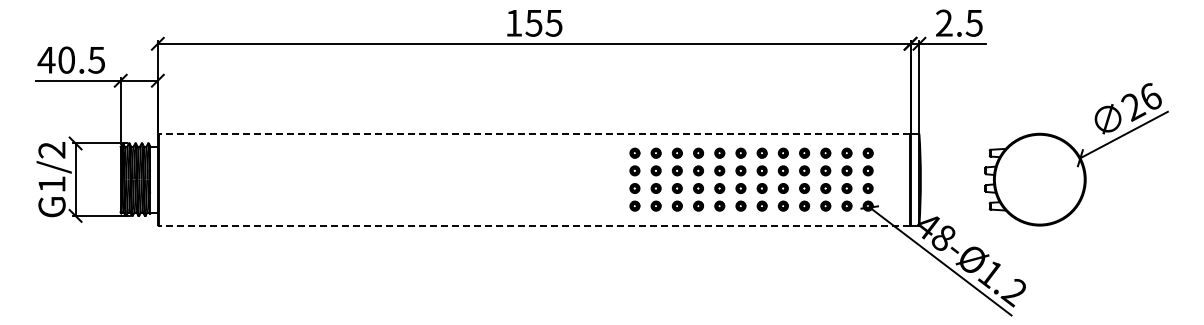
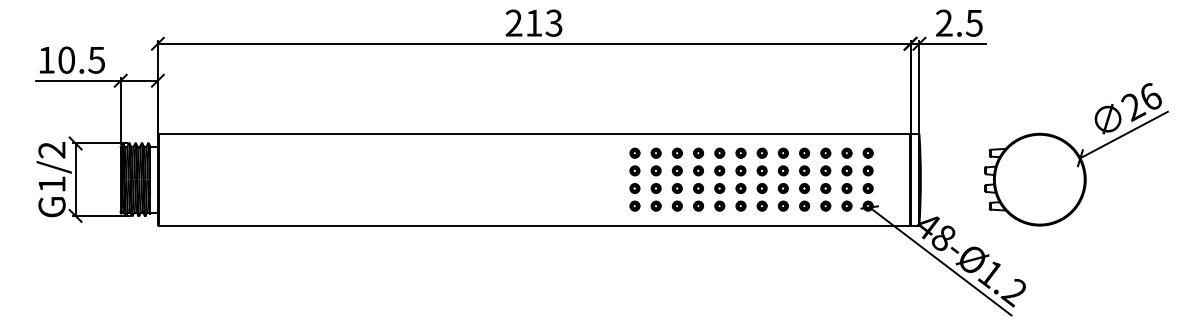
text: 155 -> 213 (533, 22)
text: 40.5 -> 10.5 (46, 60)
line: dashed -> solid (534, 133)
line: dashed -> solid (534, 225)
